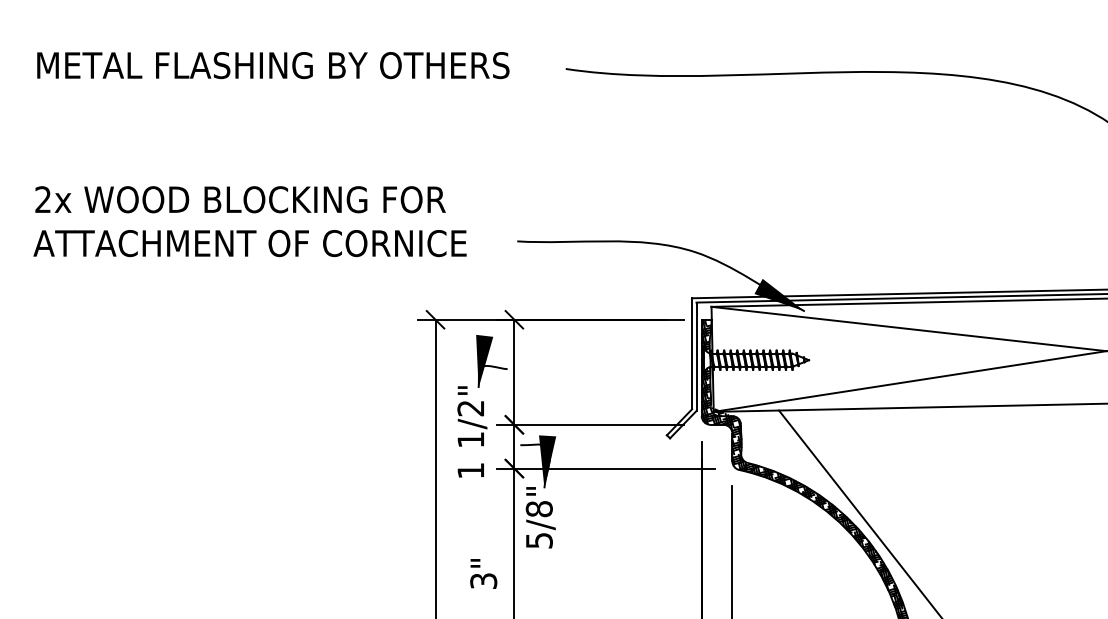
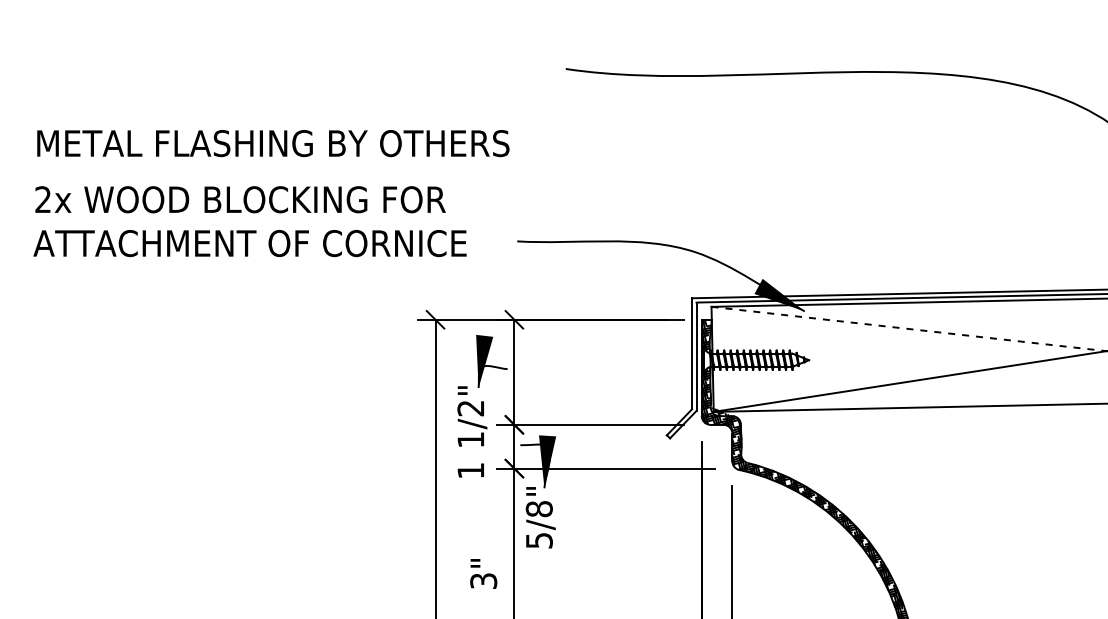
text position: (273, 65) -> (273, 143) (273, 143)
line: solid -> dashed (909, 329)
line: present -> none (859, 512)
